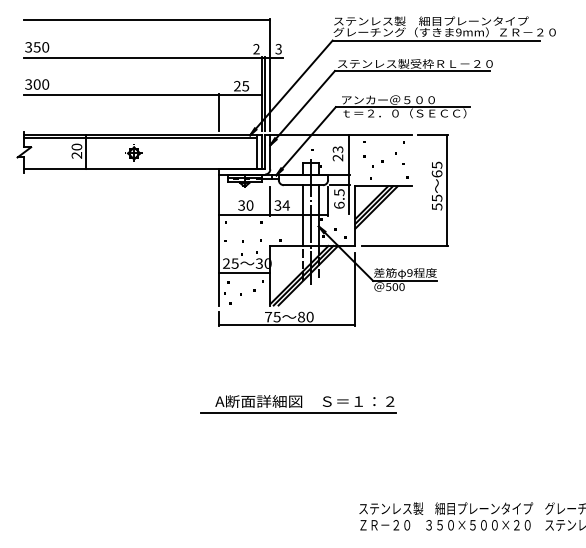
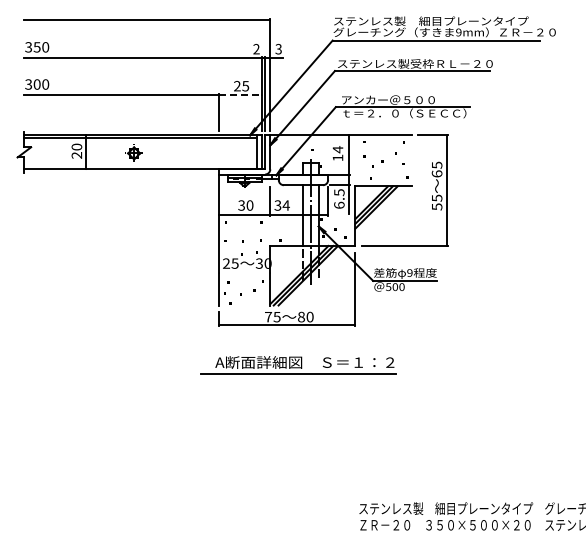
line: solid -> dashed (241, 95)
text: 23 -> 14 (337, 153)
line: present -> none (244, 273)
part position: (298, 404) -> (298, 365) (298, 365)
